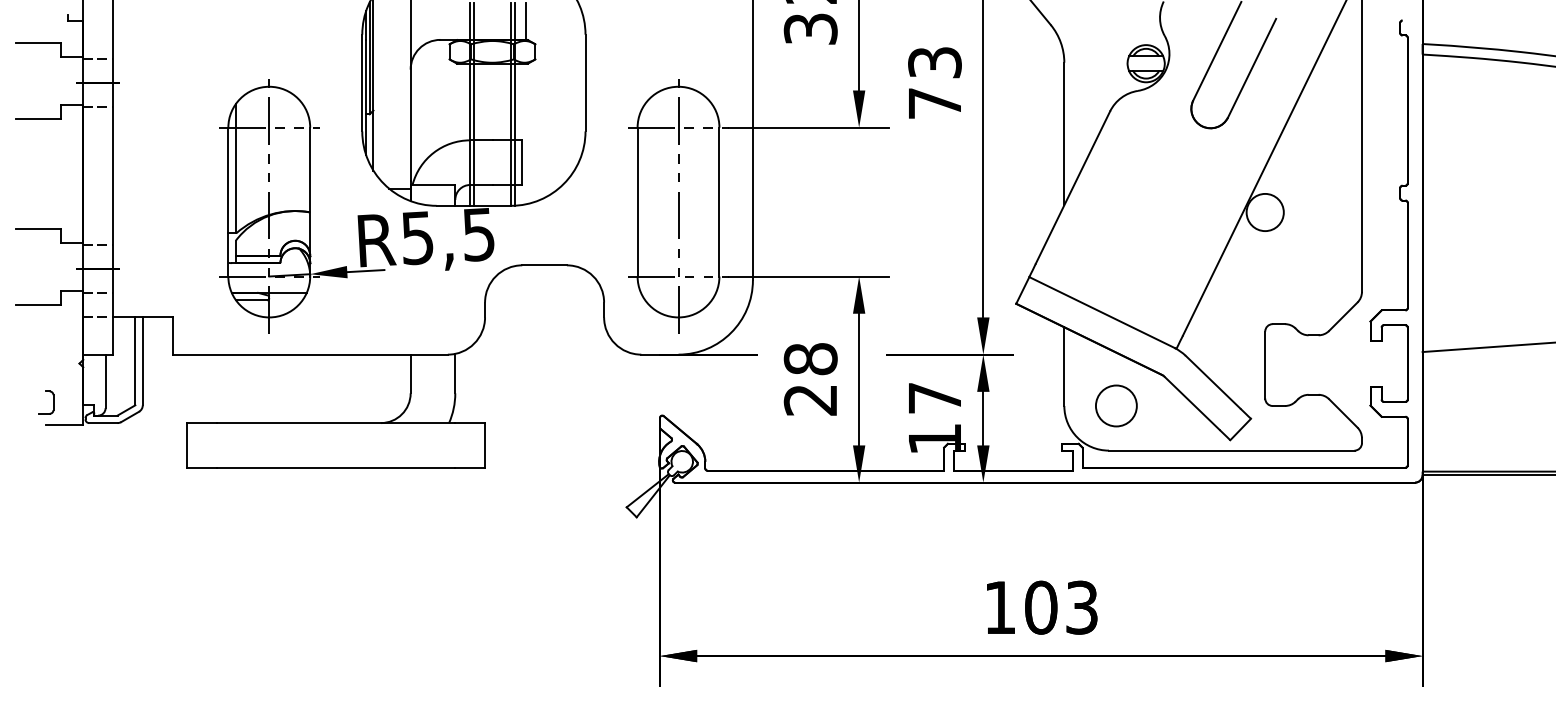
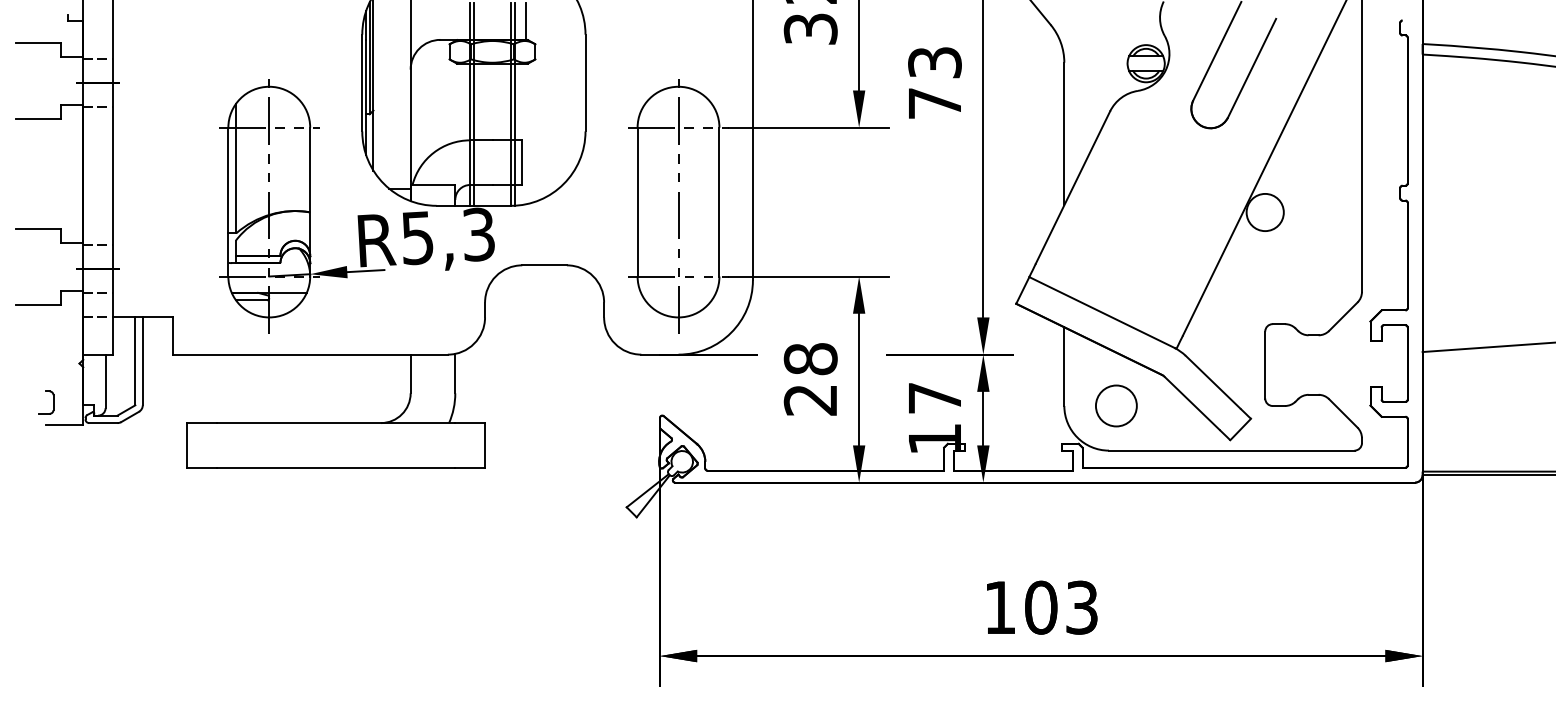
text: R5,5 -> R5,3 (478, 234)
